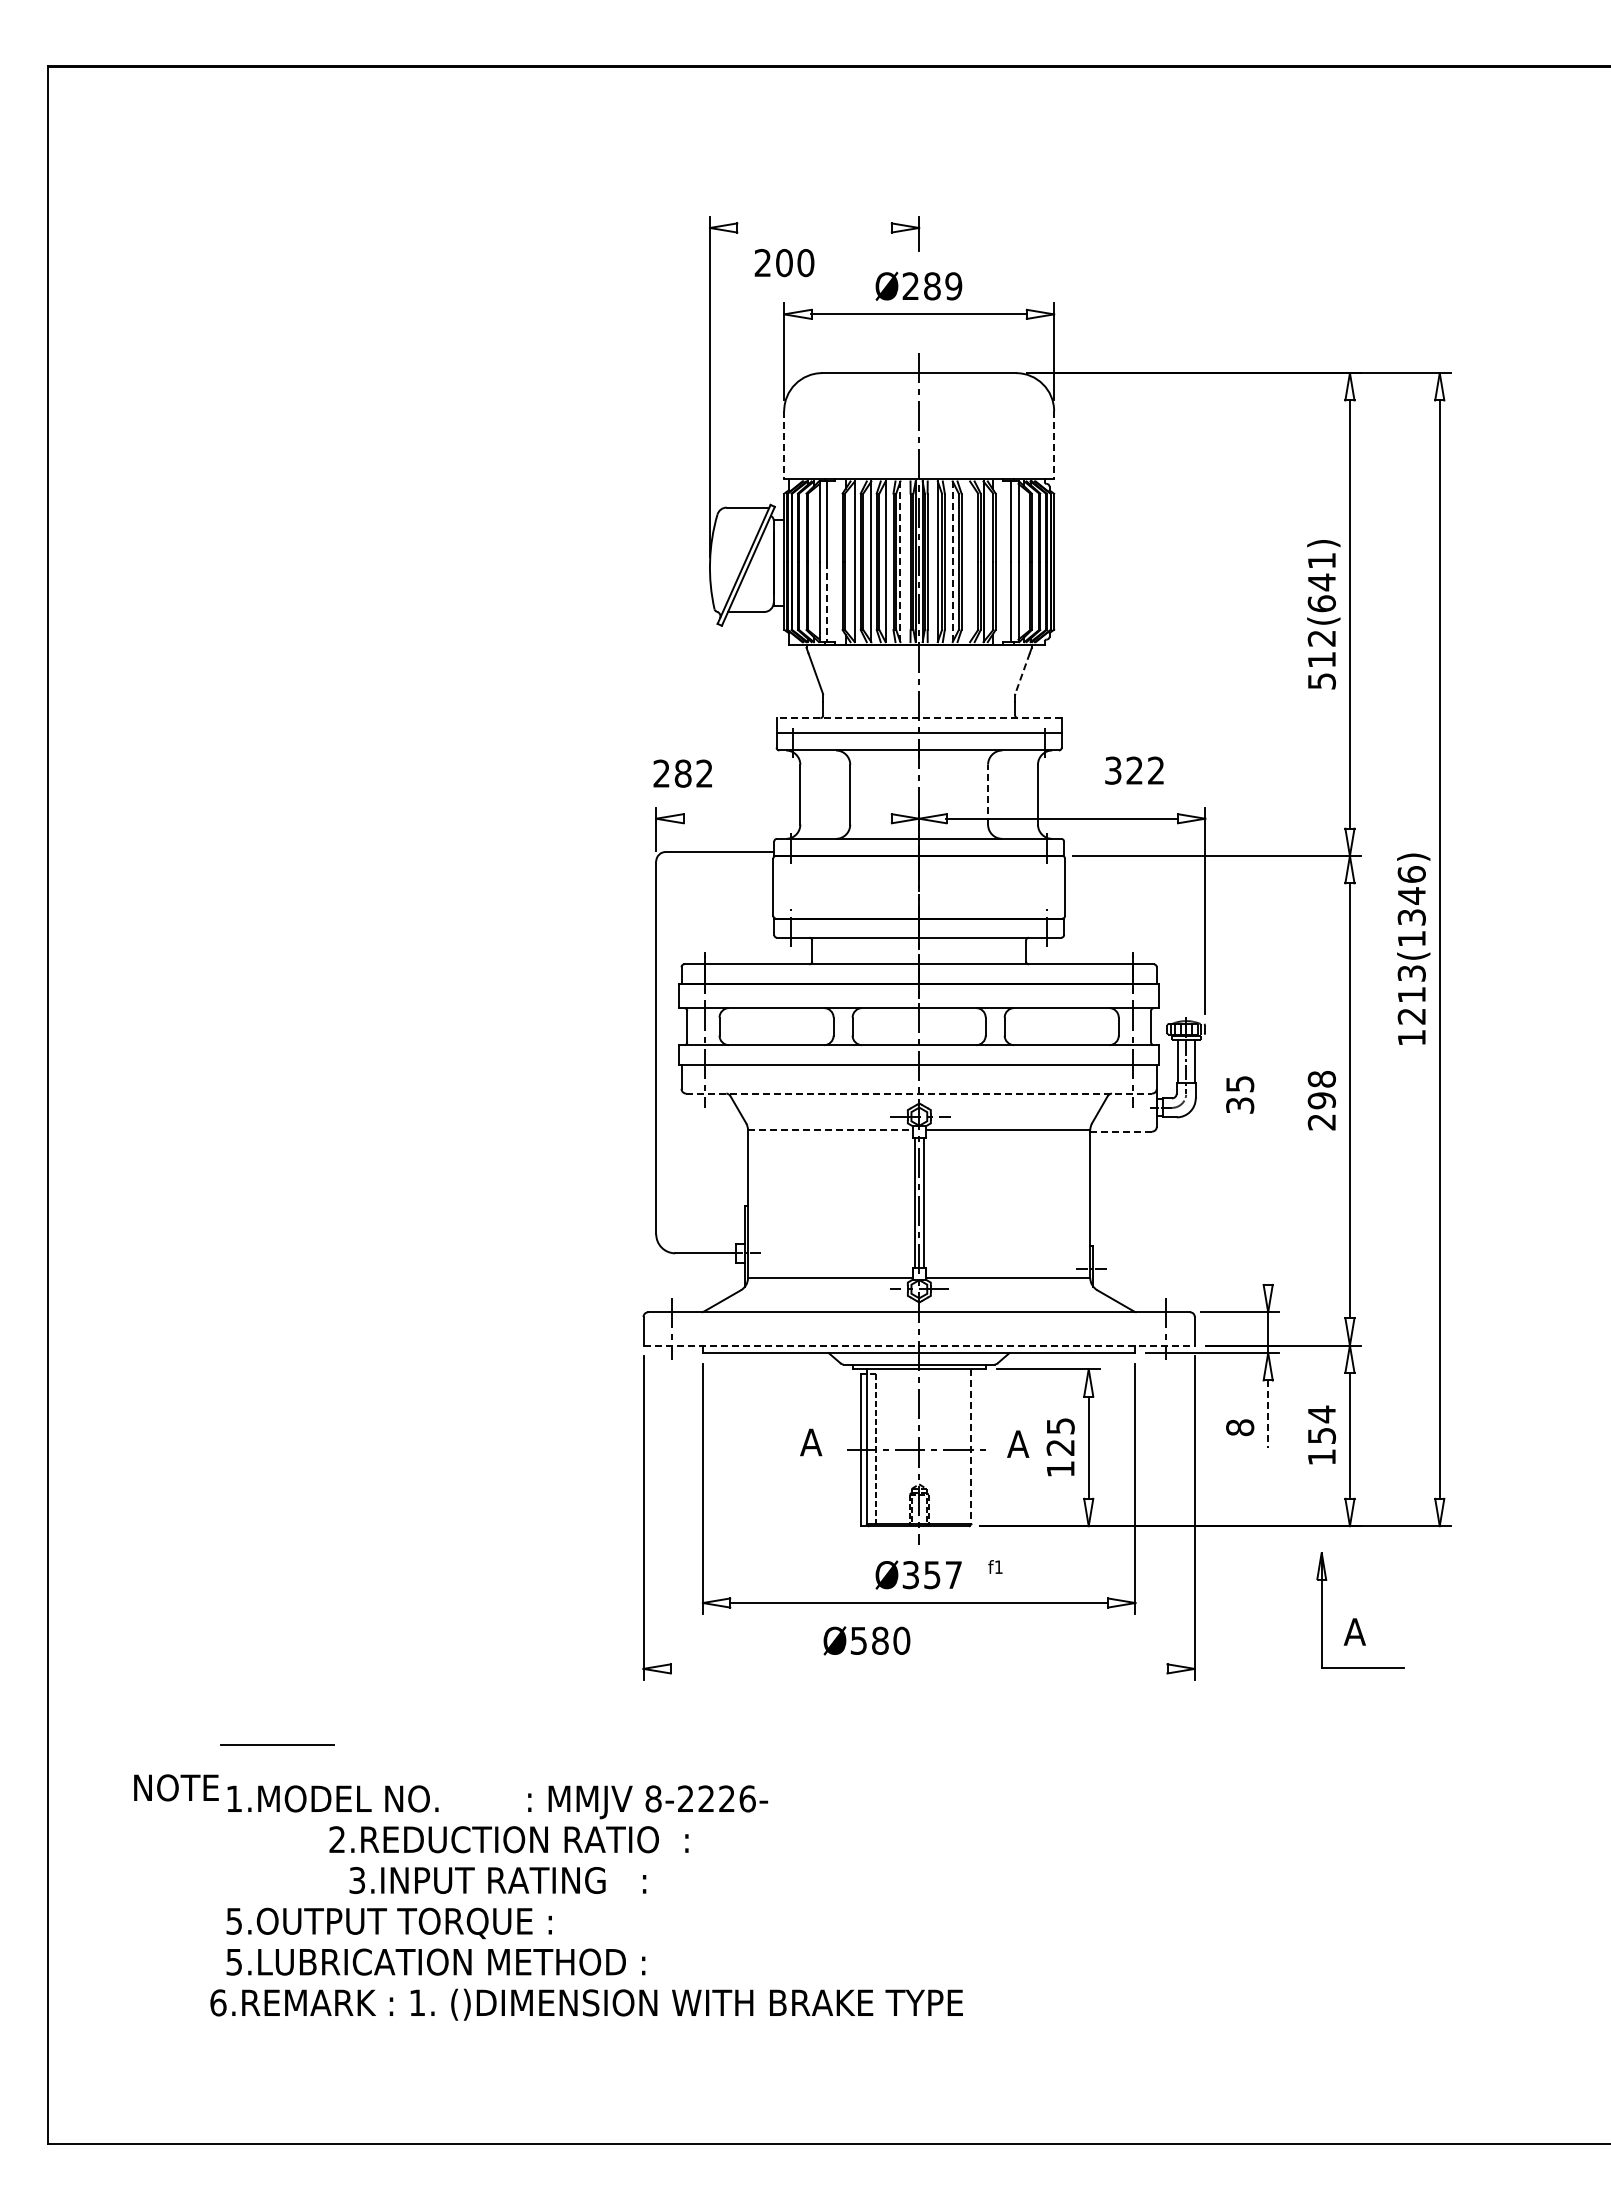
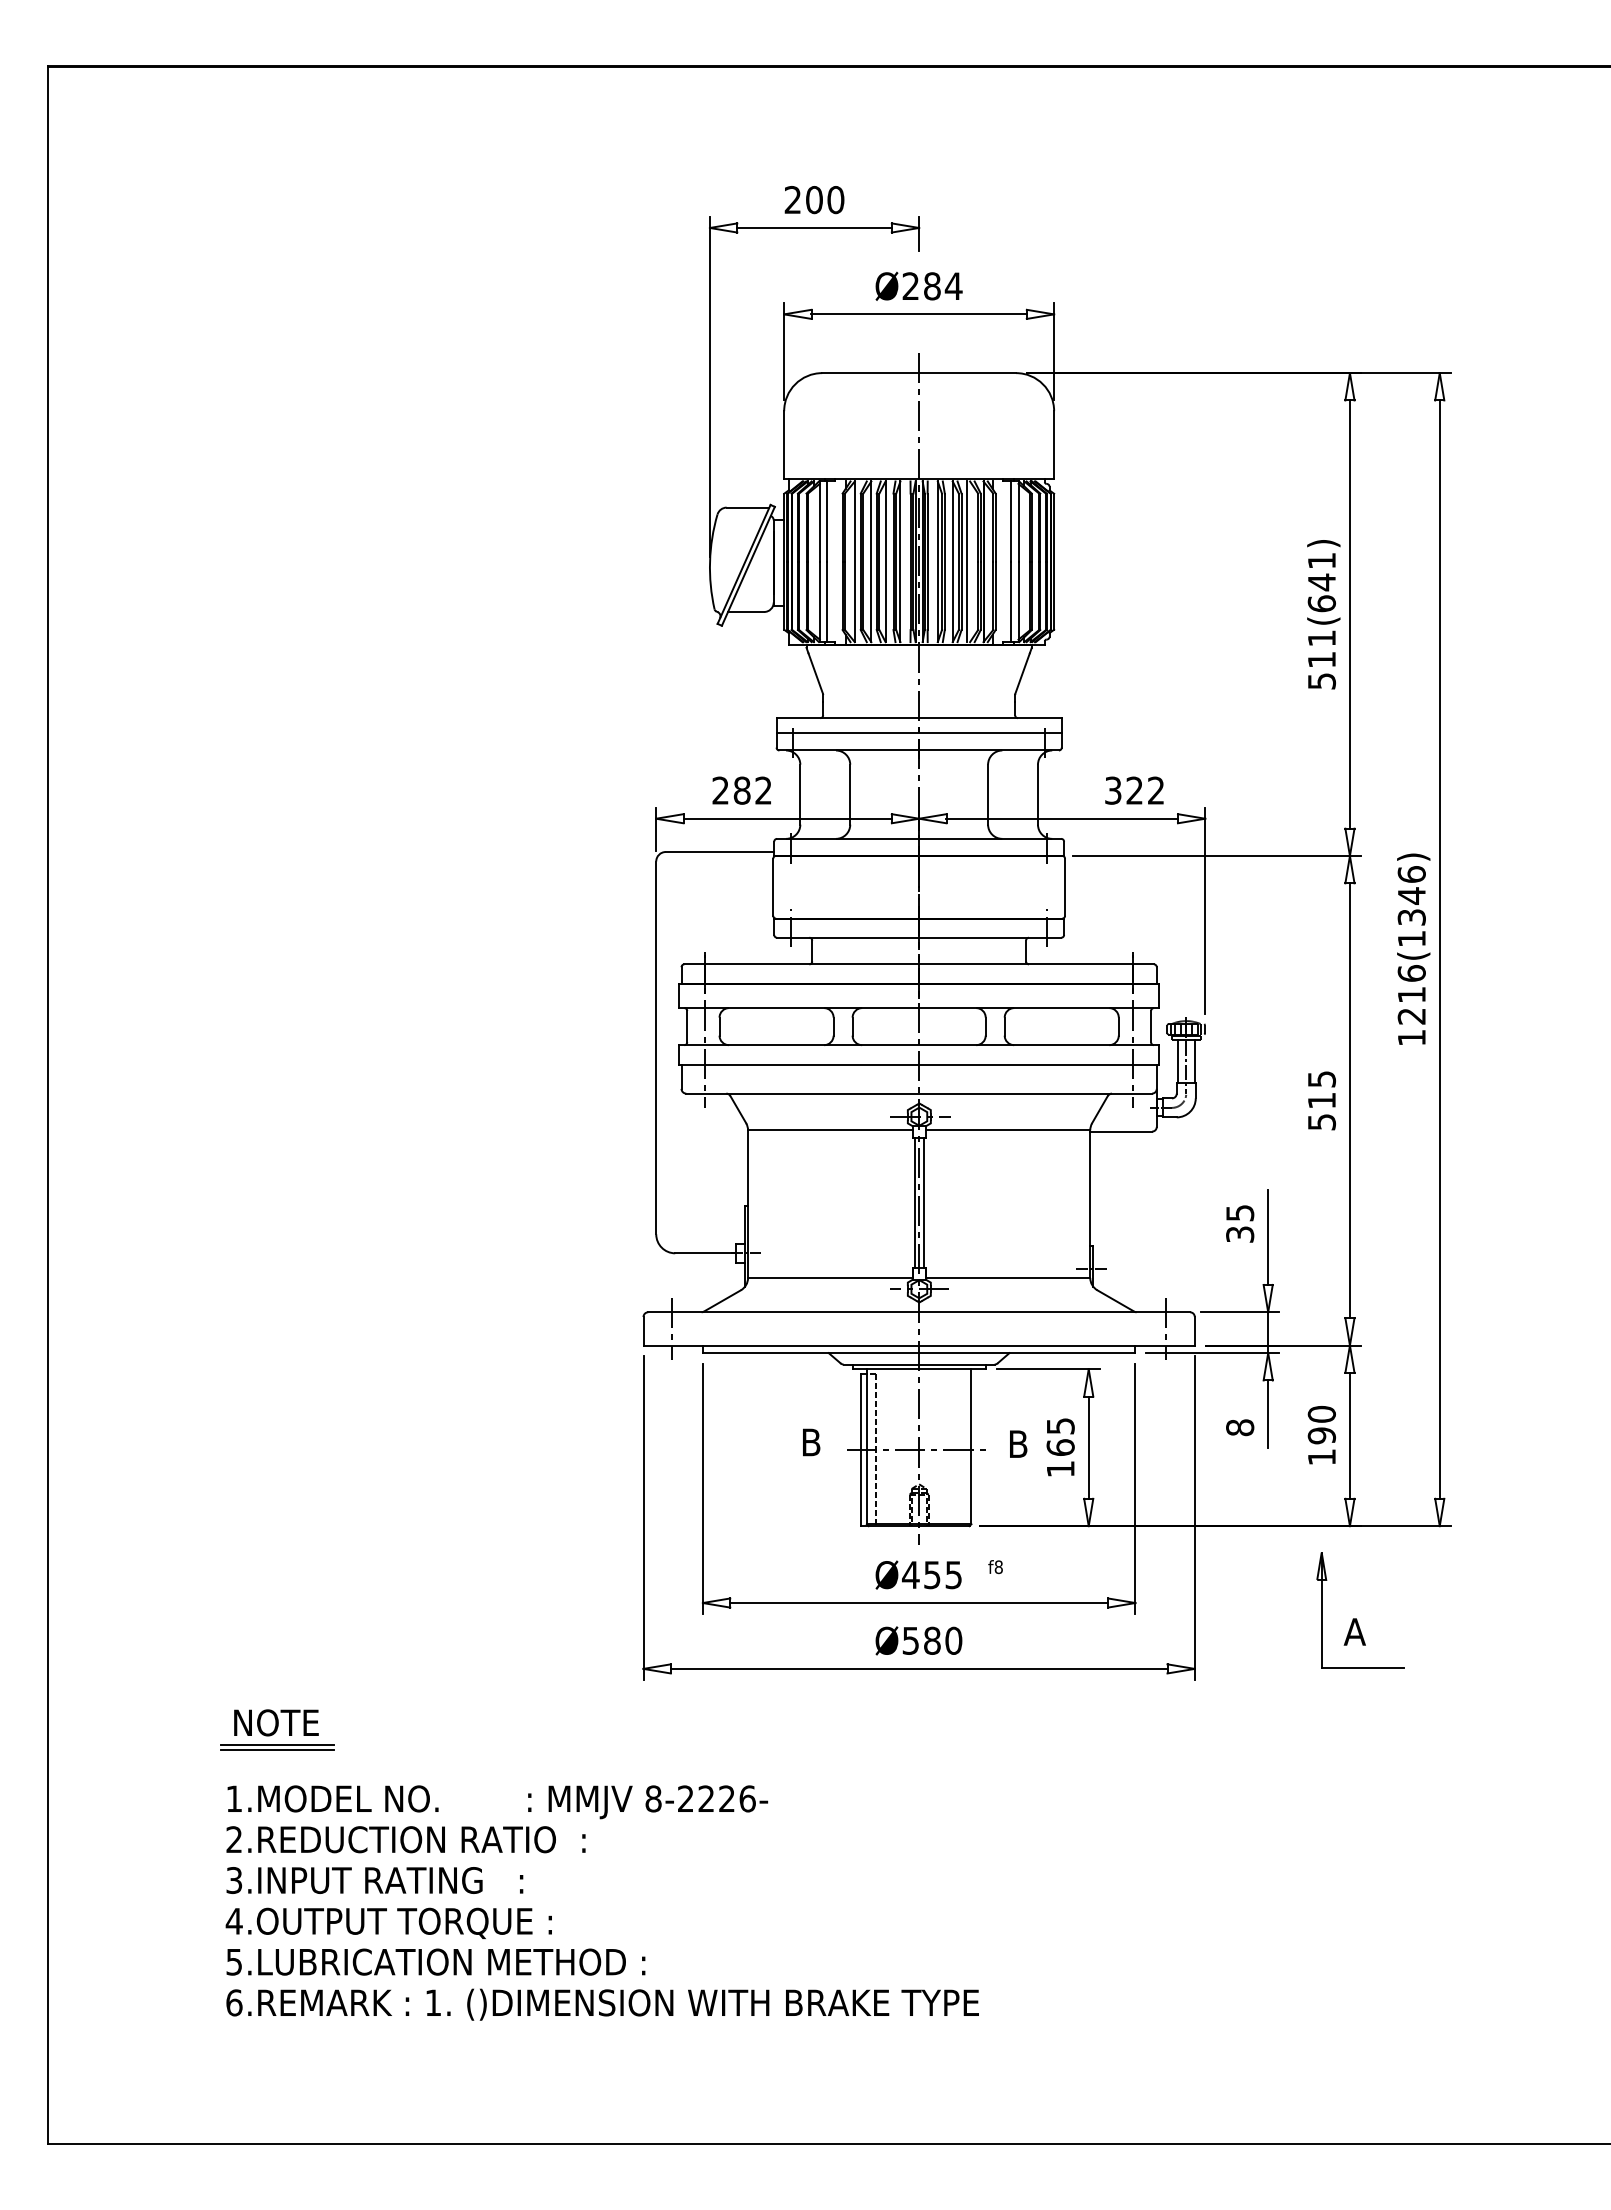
line: none -> present (814, 227)
text position: (784, 263) -> (814, 200) (814, 200)
text: Ø289 -> Ø284 (953, 286)
line: dashed -> solid (784, 444)
line: dashed -> solid (1054, 444)
line: none -> present (966, 561)
line: dashed -> solid (900, 562)
line: dashed -> solid (952, 562)
line: dashed -> solid (827, 602)
text: 512(641) -> 511(641) (1321, 638)
line: dashed -> solid (1022, 673)
line: dashed -> solid (919, 718)
text position: (1134, 770) -> (1134, 790) (1134, 790)
text position: (682, 773) -> (741, 790) (741, 790)
line: dashed -> solid (988, 794)
line: none -> present (787, 818)
text: 1213(1346) -> 1216(1346) (1411, 973)
line: dashed -> solid (919, 1093)
text position: (1240, 1094) -> (1240, 1223) (1240, 1223)
text: 298 -> 515 (1321, 1100)
line: dashed -> solid (830, 1130)
line: dashed -> solid (1121, 1131)
line: none -> present (1268, 1237)
line: dashed -> solid (919, 1345)
line: dashed -> solid (1268, 1414)
text: 154 -> 190 (1321, 1424)
text: A -> B (811, 1442)
text: A -> B (1018, 1443)
line: dashed -> solid (971, 1447)
text: 125 -> 165 (1060, 1447)
text: f1 -> f8 (998, 1567)
text: Ø357 -> Ø455 (931, 1575)
text position: (866, 1640) -> (918, 1640) (918, 1640)
line: none -> present (918, 1668)
line: none -> present (277, 1750)
text position: (176, 1787) -> (276, 1722) (276, 1722)
text position: (508, 1839) -> (405, 1839) (405, 1839)
text position: (497, 1880) -> (374, 1880) (374, 1880)
text: 5.OUTPUT -> 4.OUTPUT (233, 1921)
text position: (586, 2004) -> (602, 2004) (602, 2004)
